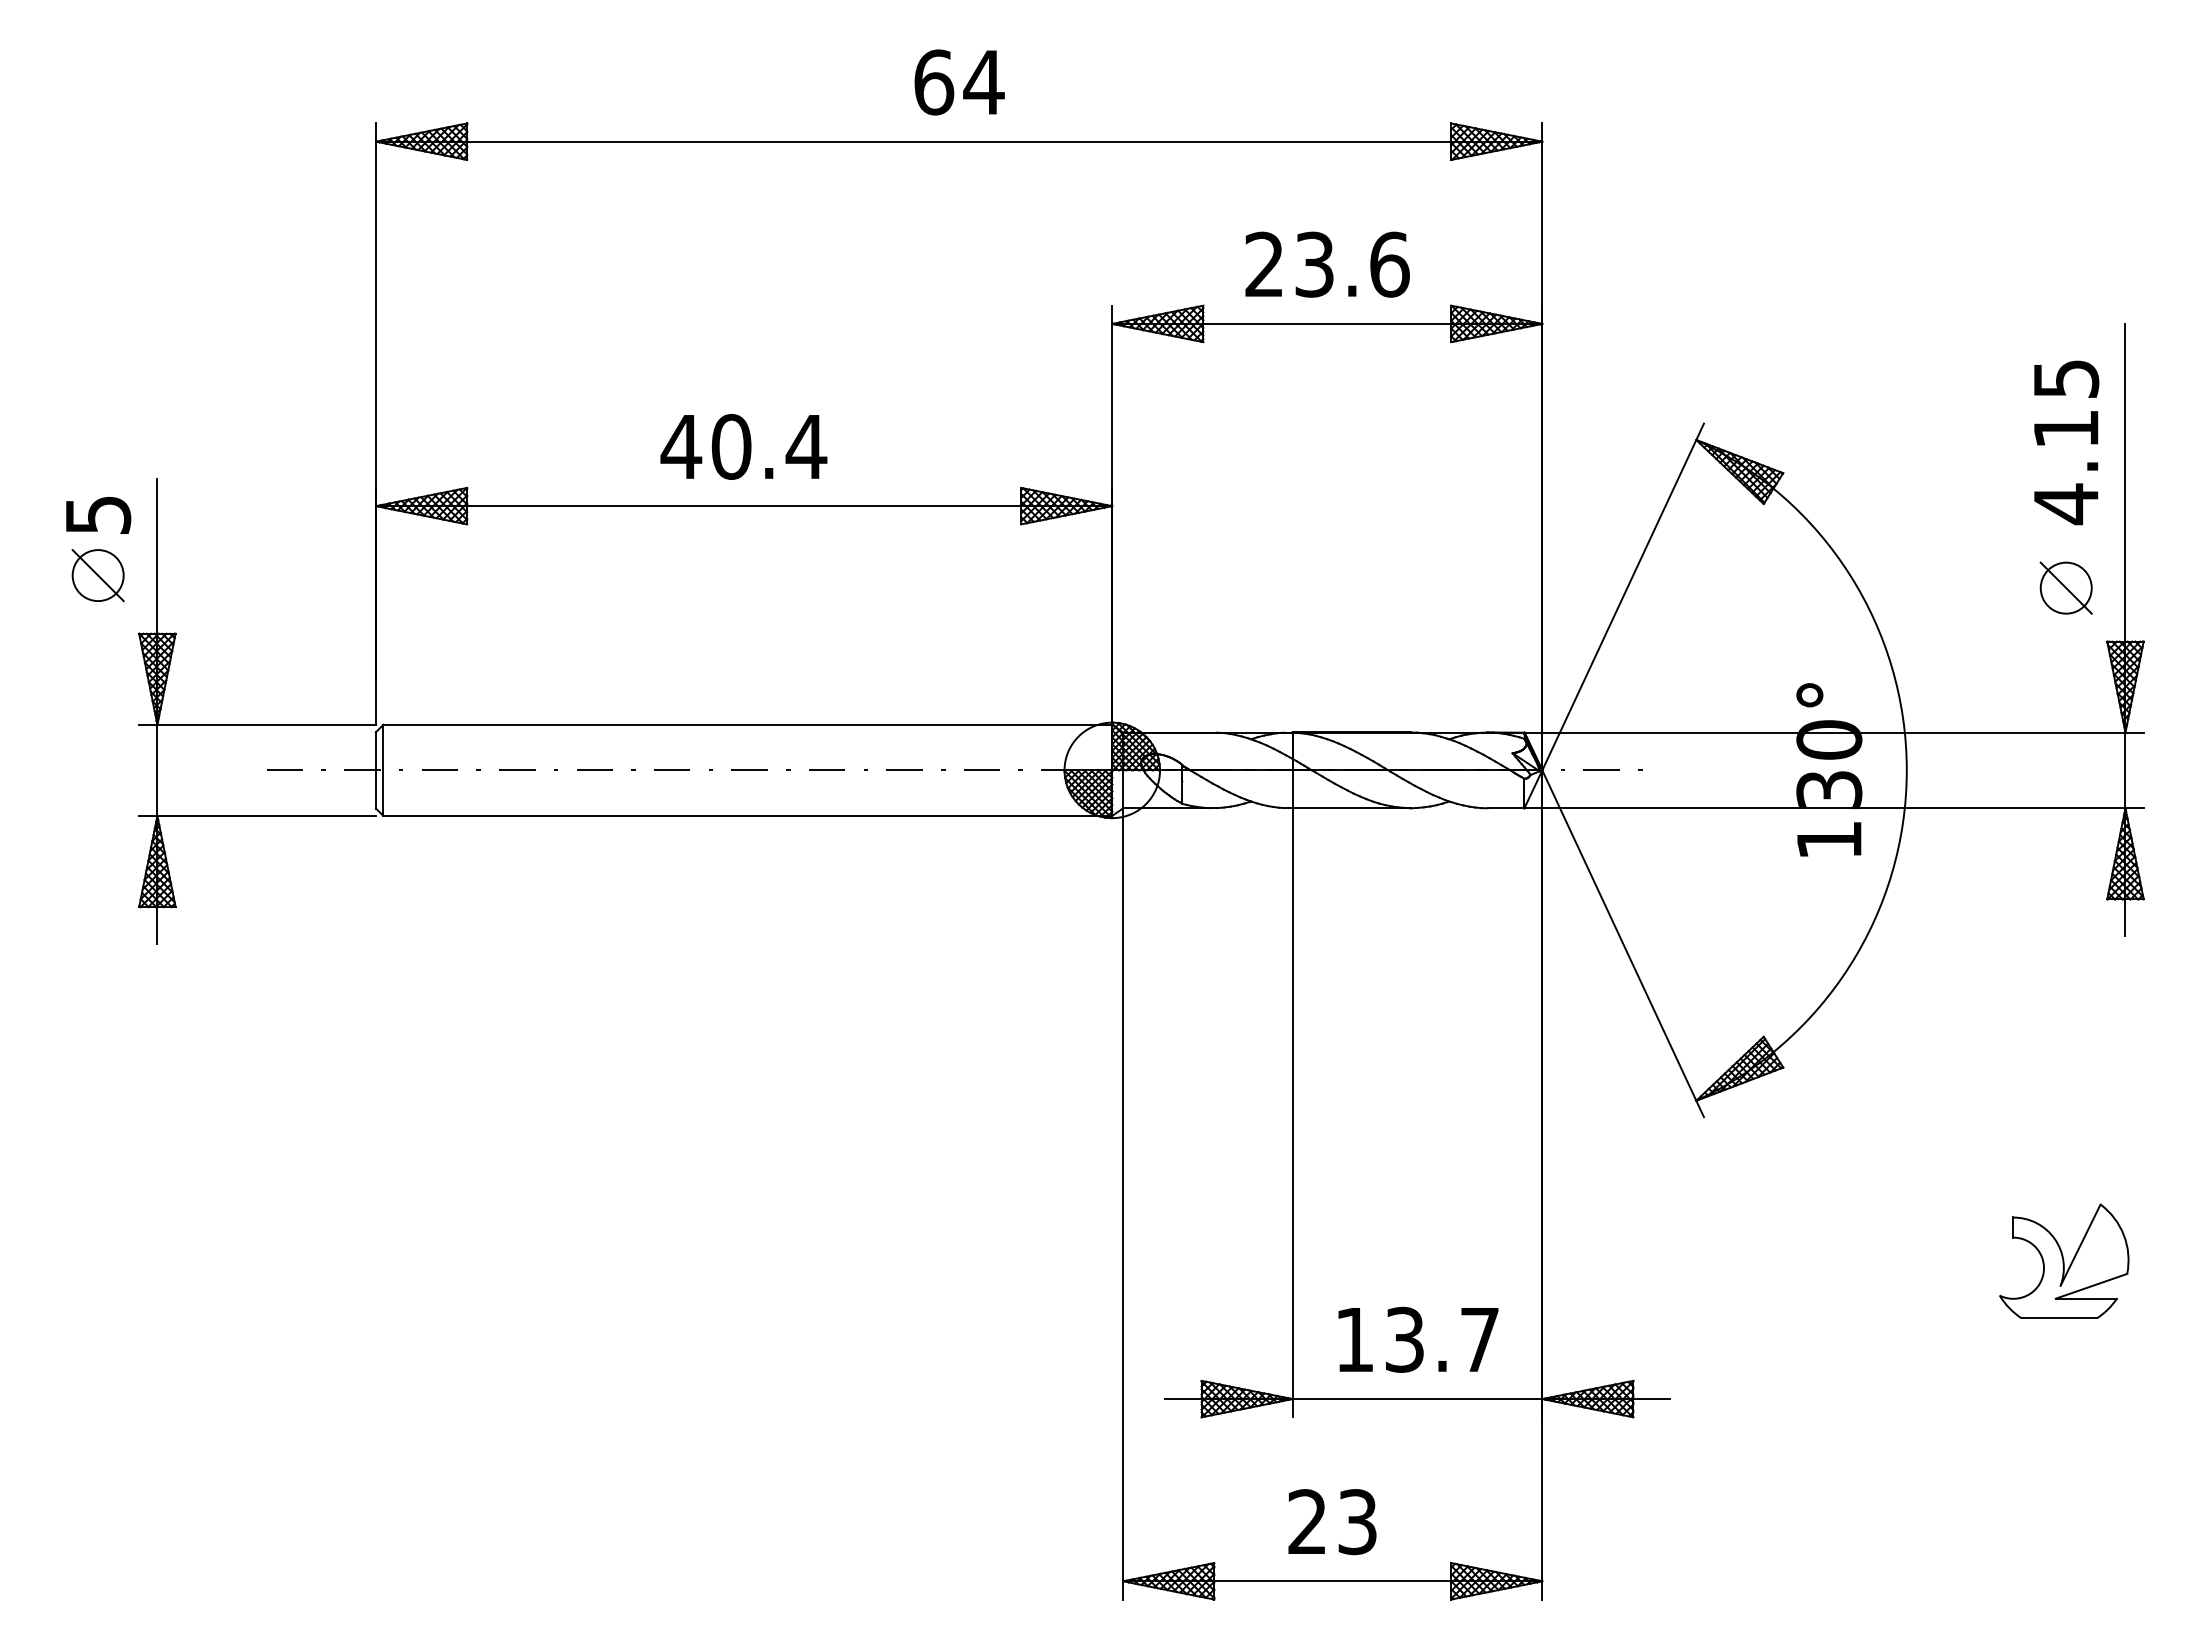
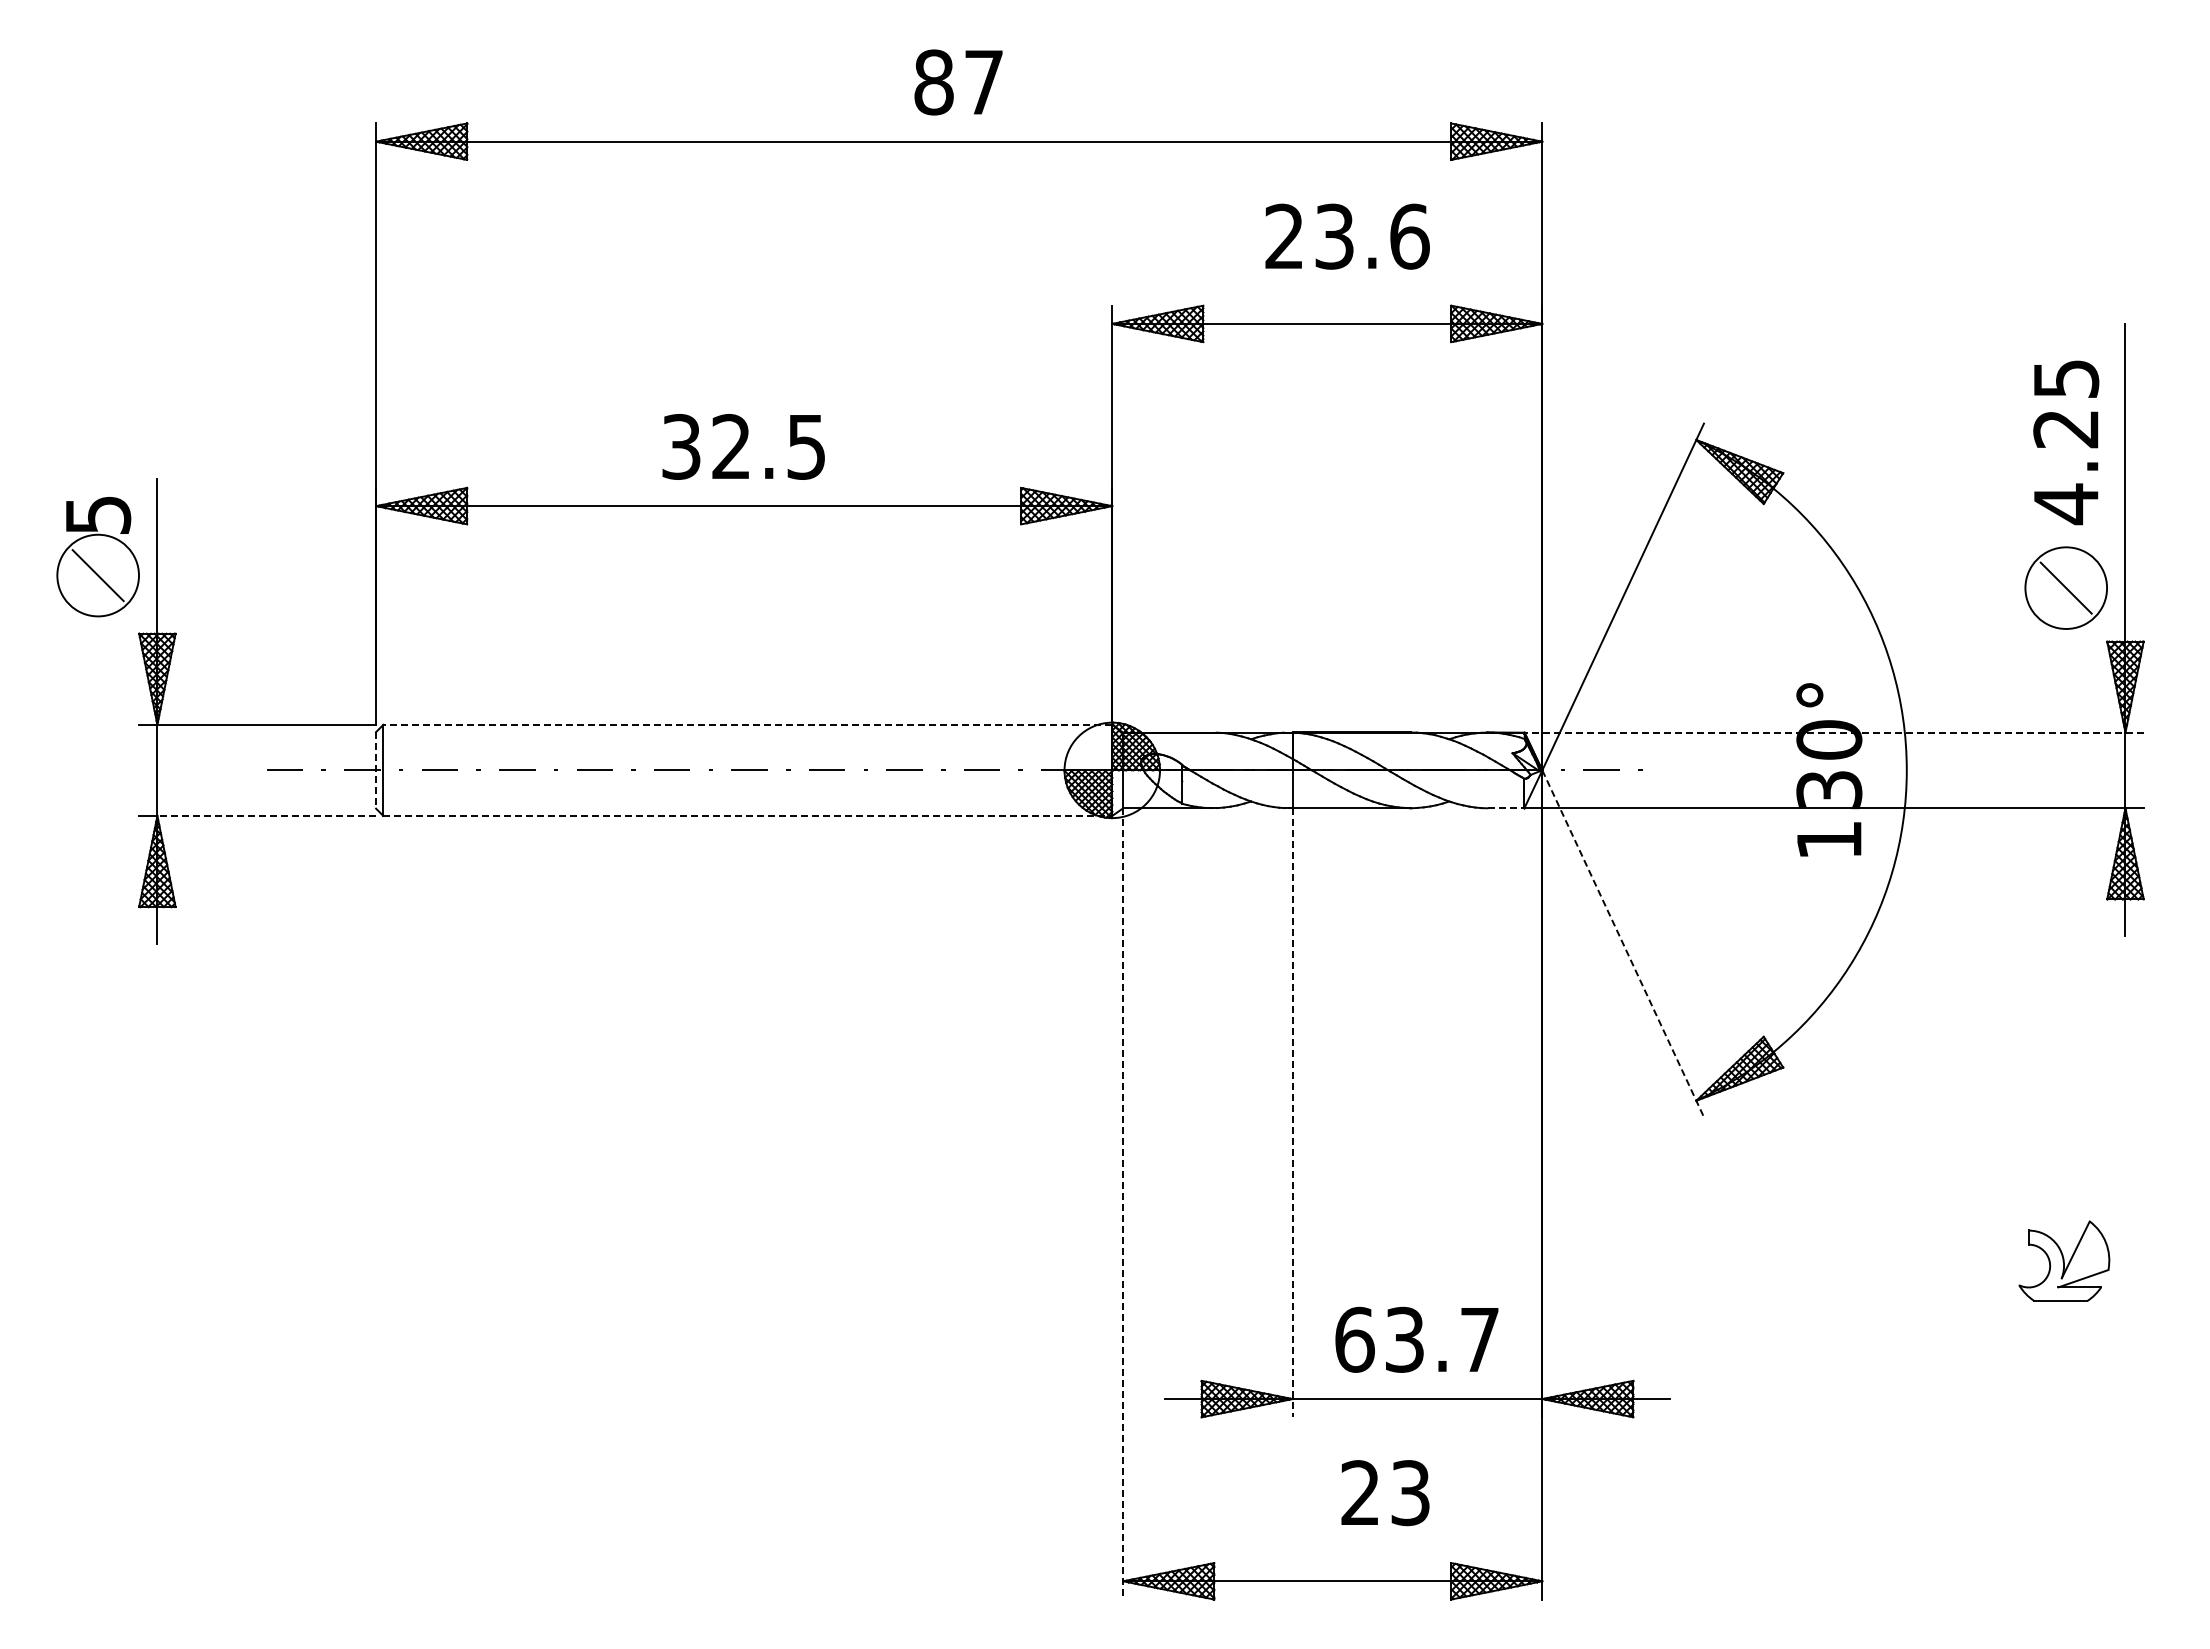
text: 64 -> 87 (959, 82)
text position: (1327, 264) -> (1347, 236) (1347, 236)
text: 4.15 -> 4.25 (2065, 429)
text: 40.4 -> 32.5 (743, 446)
circle diameter: 51 px -> 82 px (98, 575)
circle diameter: 51 px -> 82 px (2066, 587)
line: solid -> dashed (747, 724)
line: solid -> dashed (1834, 732)
line: solid -> dashed (376, 770)
line: solid -> dashed (1506, 808)
line: solid -> dashed (266, 815)
line: solid -> dashed (748, 815)
line: solid -> dashed (1623, 944)
line: solid -> dashed (1292, 1112)
line: solid -> dashed (1123, 1203)
part size: 131x116 px -> 93x82 px (2064, 1260)
text: 13.7 -> 63.7 (1354, 1339)
text position: (1332, 1522) -> (1385, 1493) (1385, 1493)
